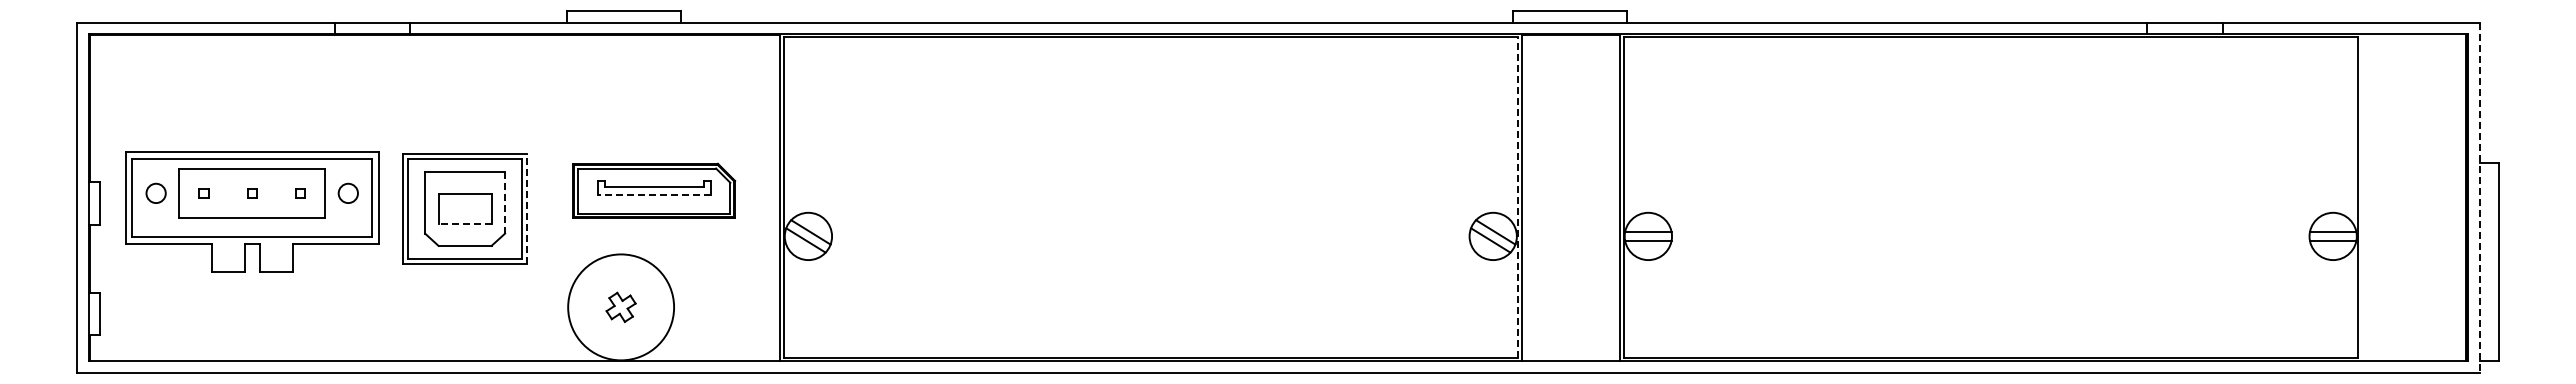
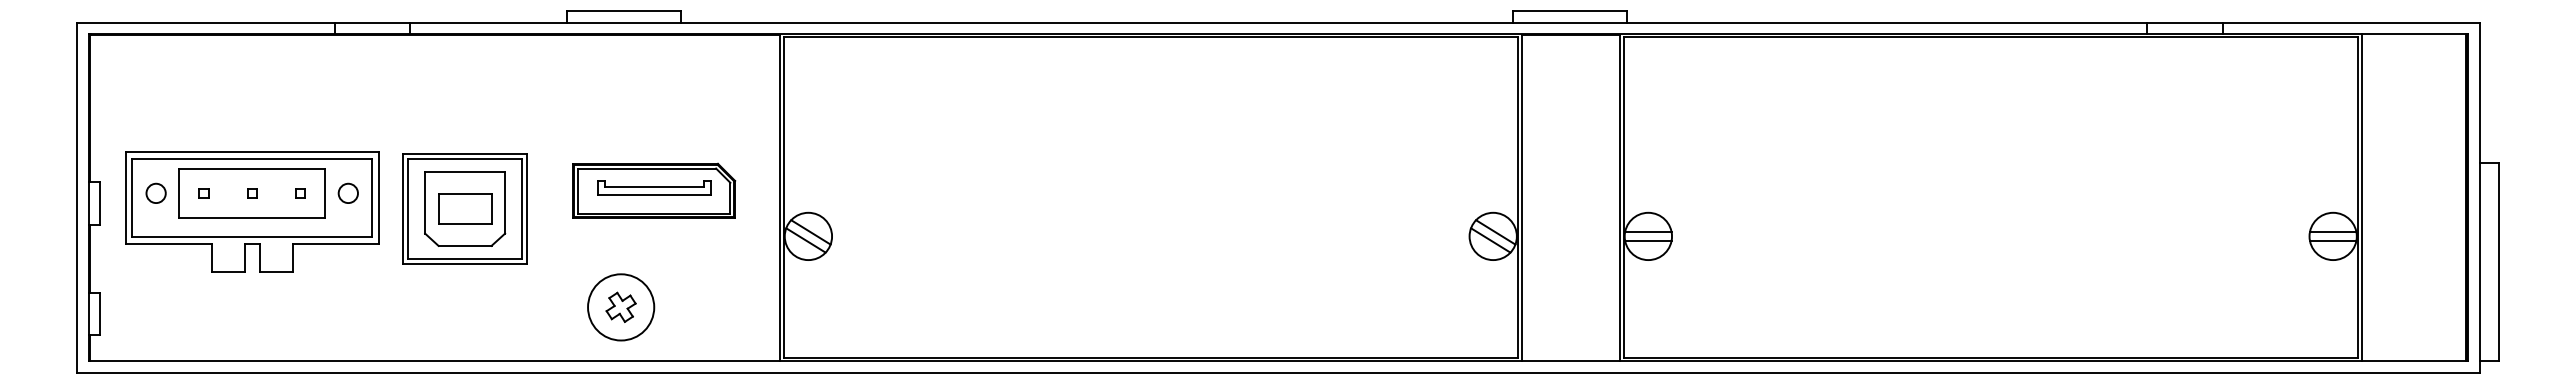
line: dashed -> solid (654, 194)
line: dashed -> solid (1517, 197)
line: none -> present (2361, 197)
line: dashed -> solid (2479, 197)
line: dashed -> solid (505, 202)
line: dashed -> solid (526, 209)
line: dashed -> solid (464, 224)
circle diameter: 106 px -> 66 px (621, 307)
